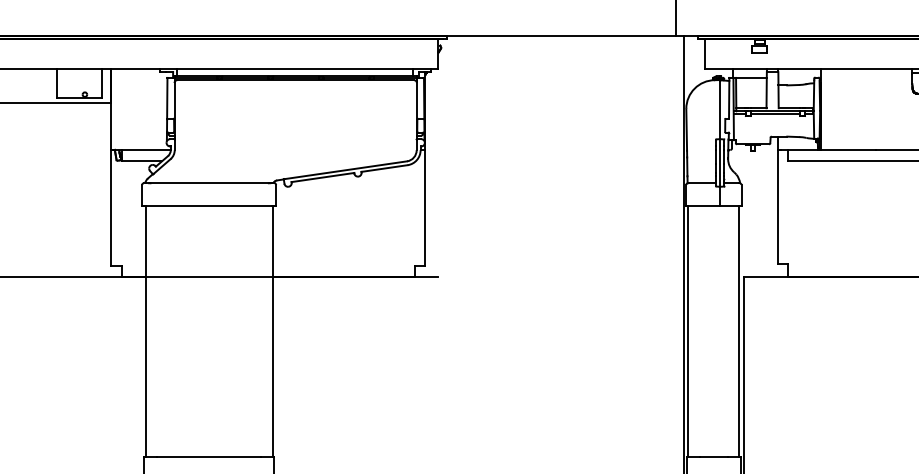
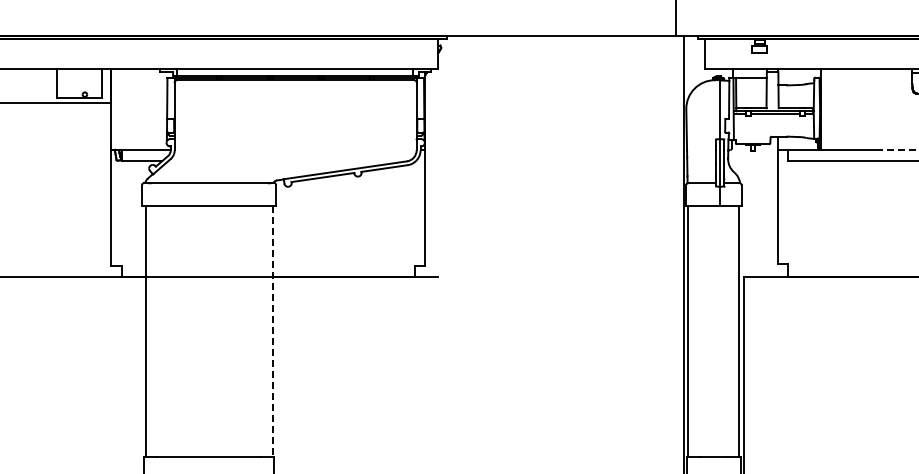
line: solid -> dashed (897, 149)
line: solid -> dashed (272, 331)
